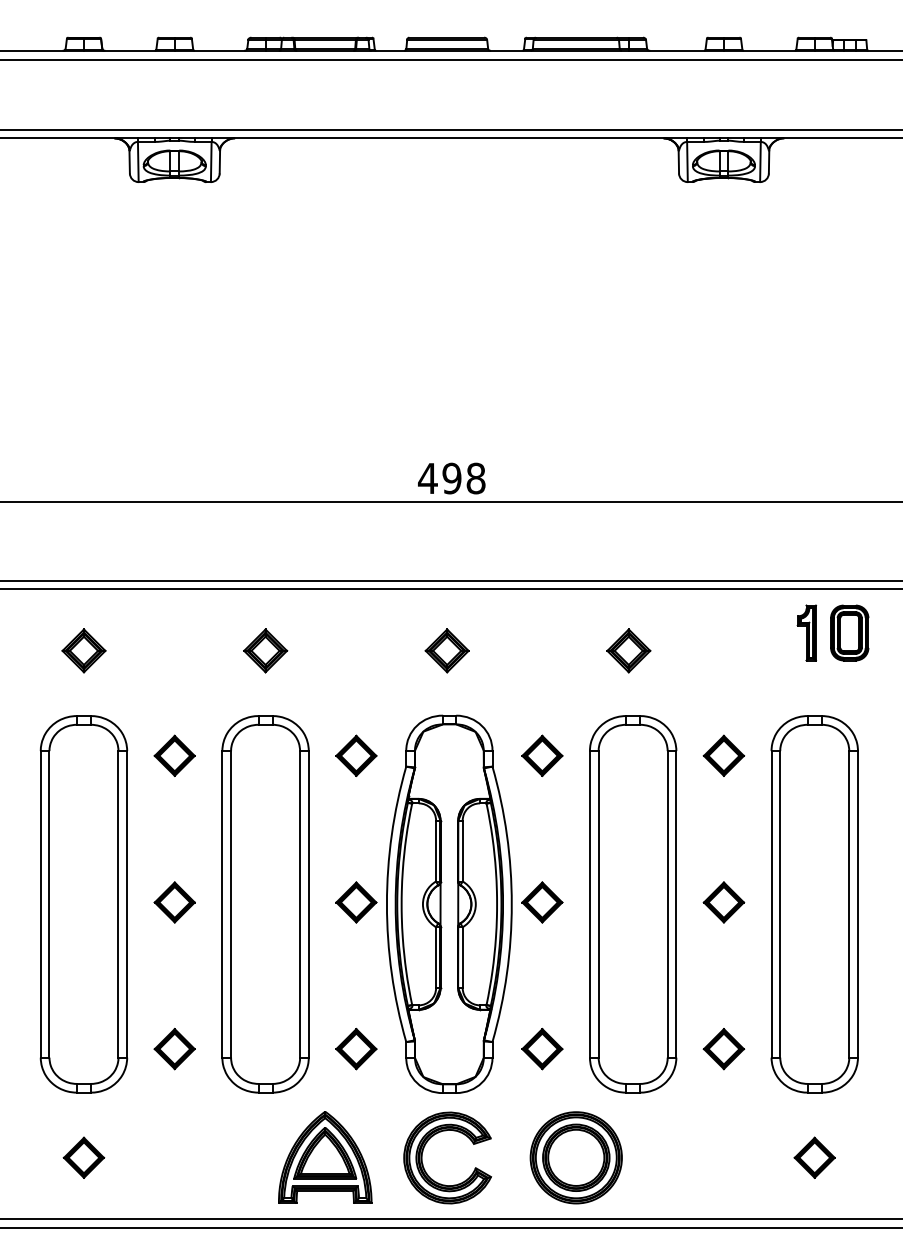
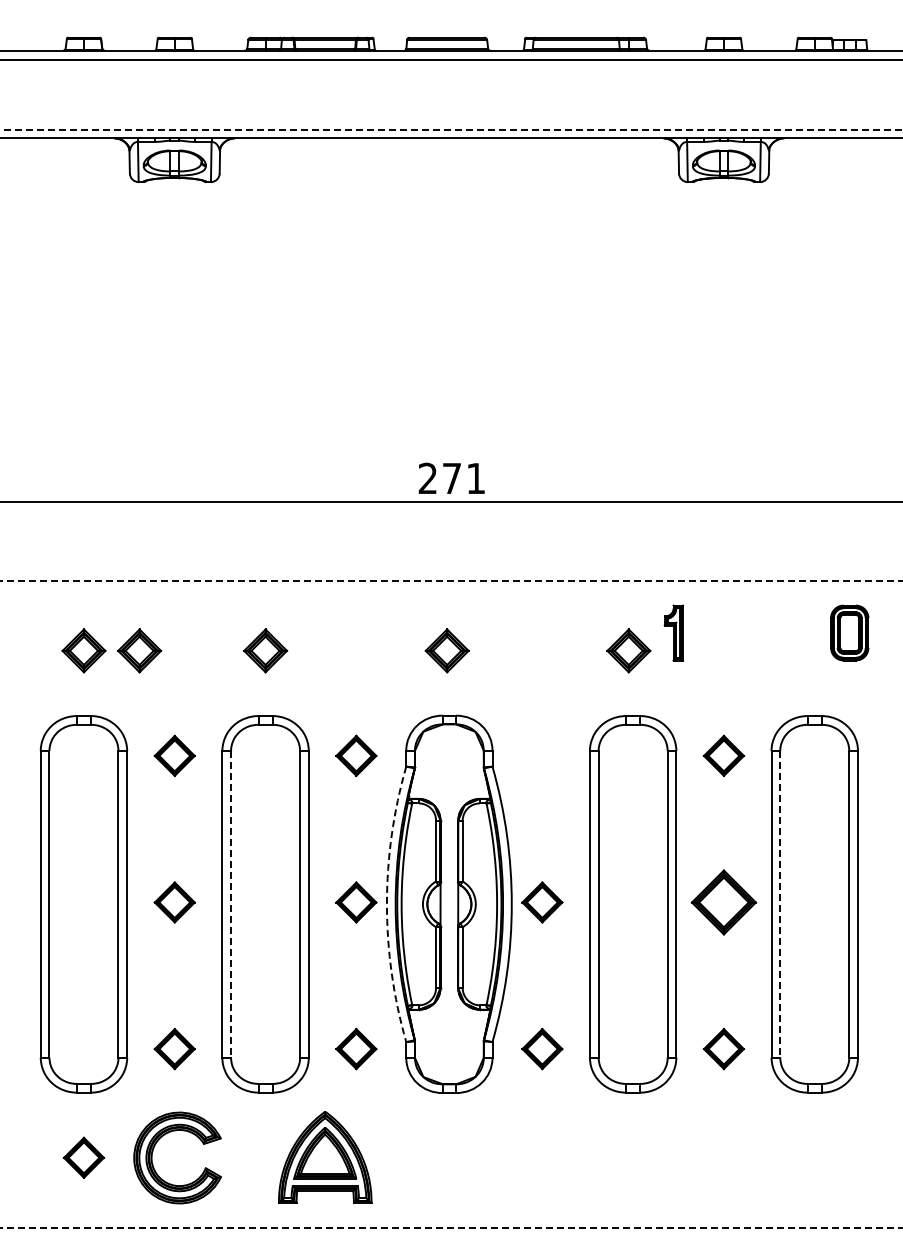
line: solid -> dashed (451, 129)
text: 498 -> 271 (451, 478)
line: solid -> dashed (451, 580)
line: present -> none (450, 589)
part position: (806, 632) -> (673, 632) (673, 632)
part: none -> present (139, 650)
part: present -> none (542, 755)
part size: 44x43 px -> 68x67 px (723, 902)
line: solid -> dashed (231, 904)
arc: solid -> dashed (386, 904)
line: solid -> dashed (780, 904)
part position: (425, 1146) -> (155, 1146) (155, 1146)
part: present -> none (575, 1157)
part: present -> none (814, 1157)
line: present -> none (450, 1219)
line: solid -> dashed (451, 1228)
